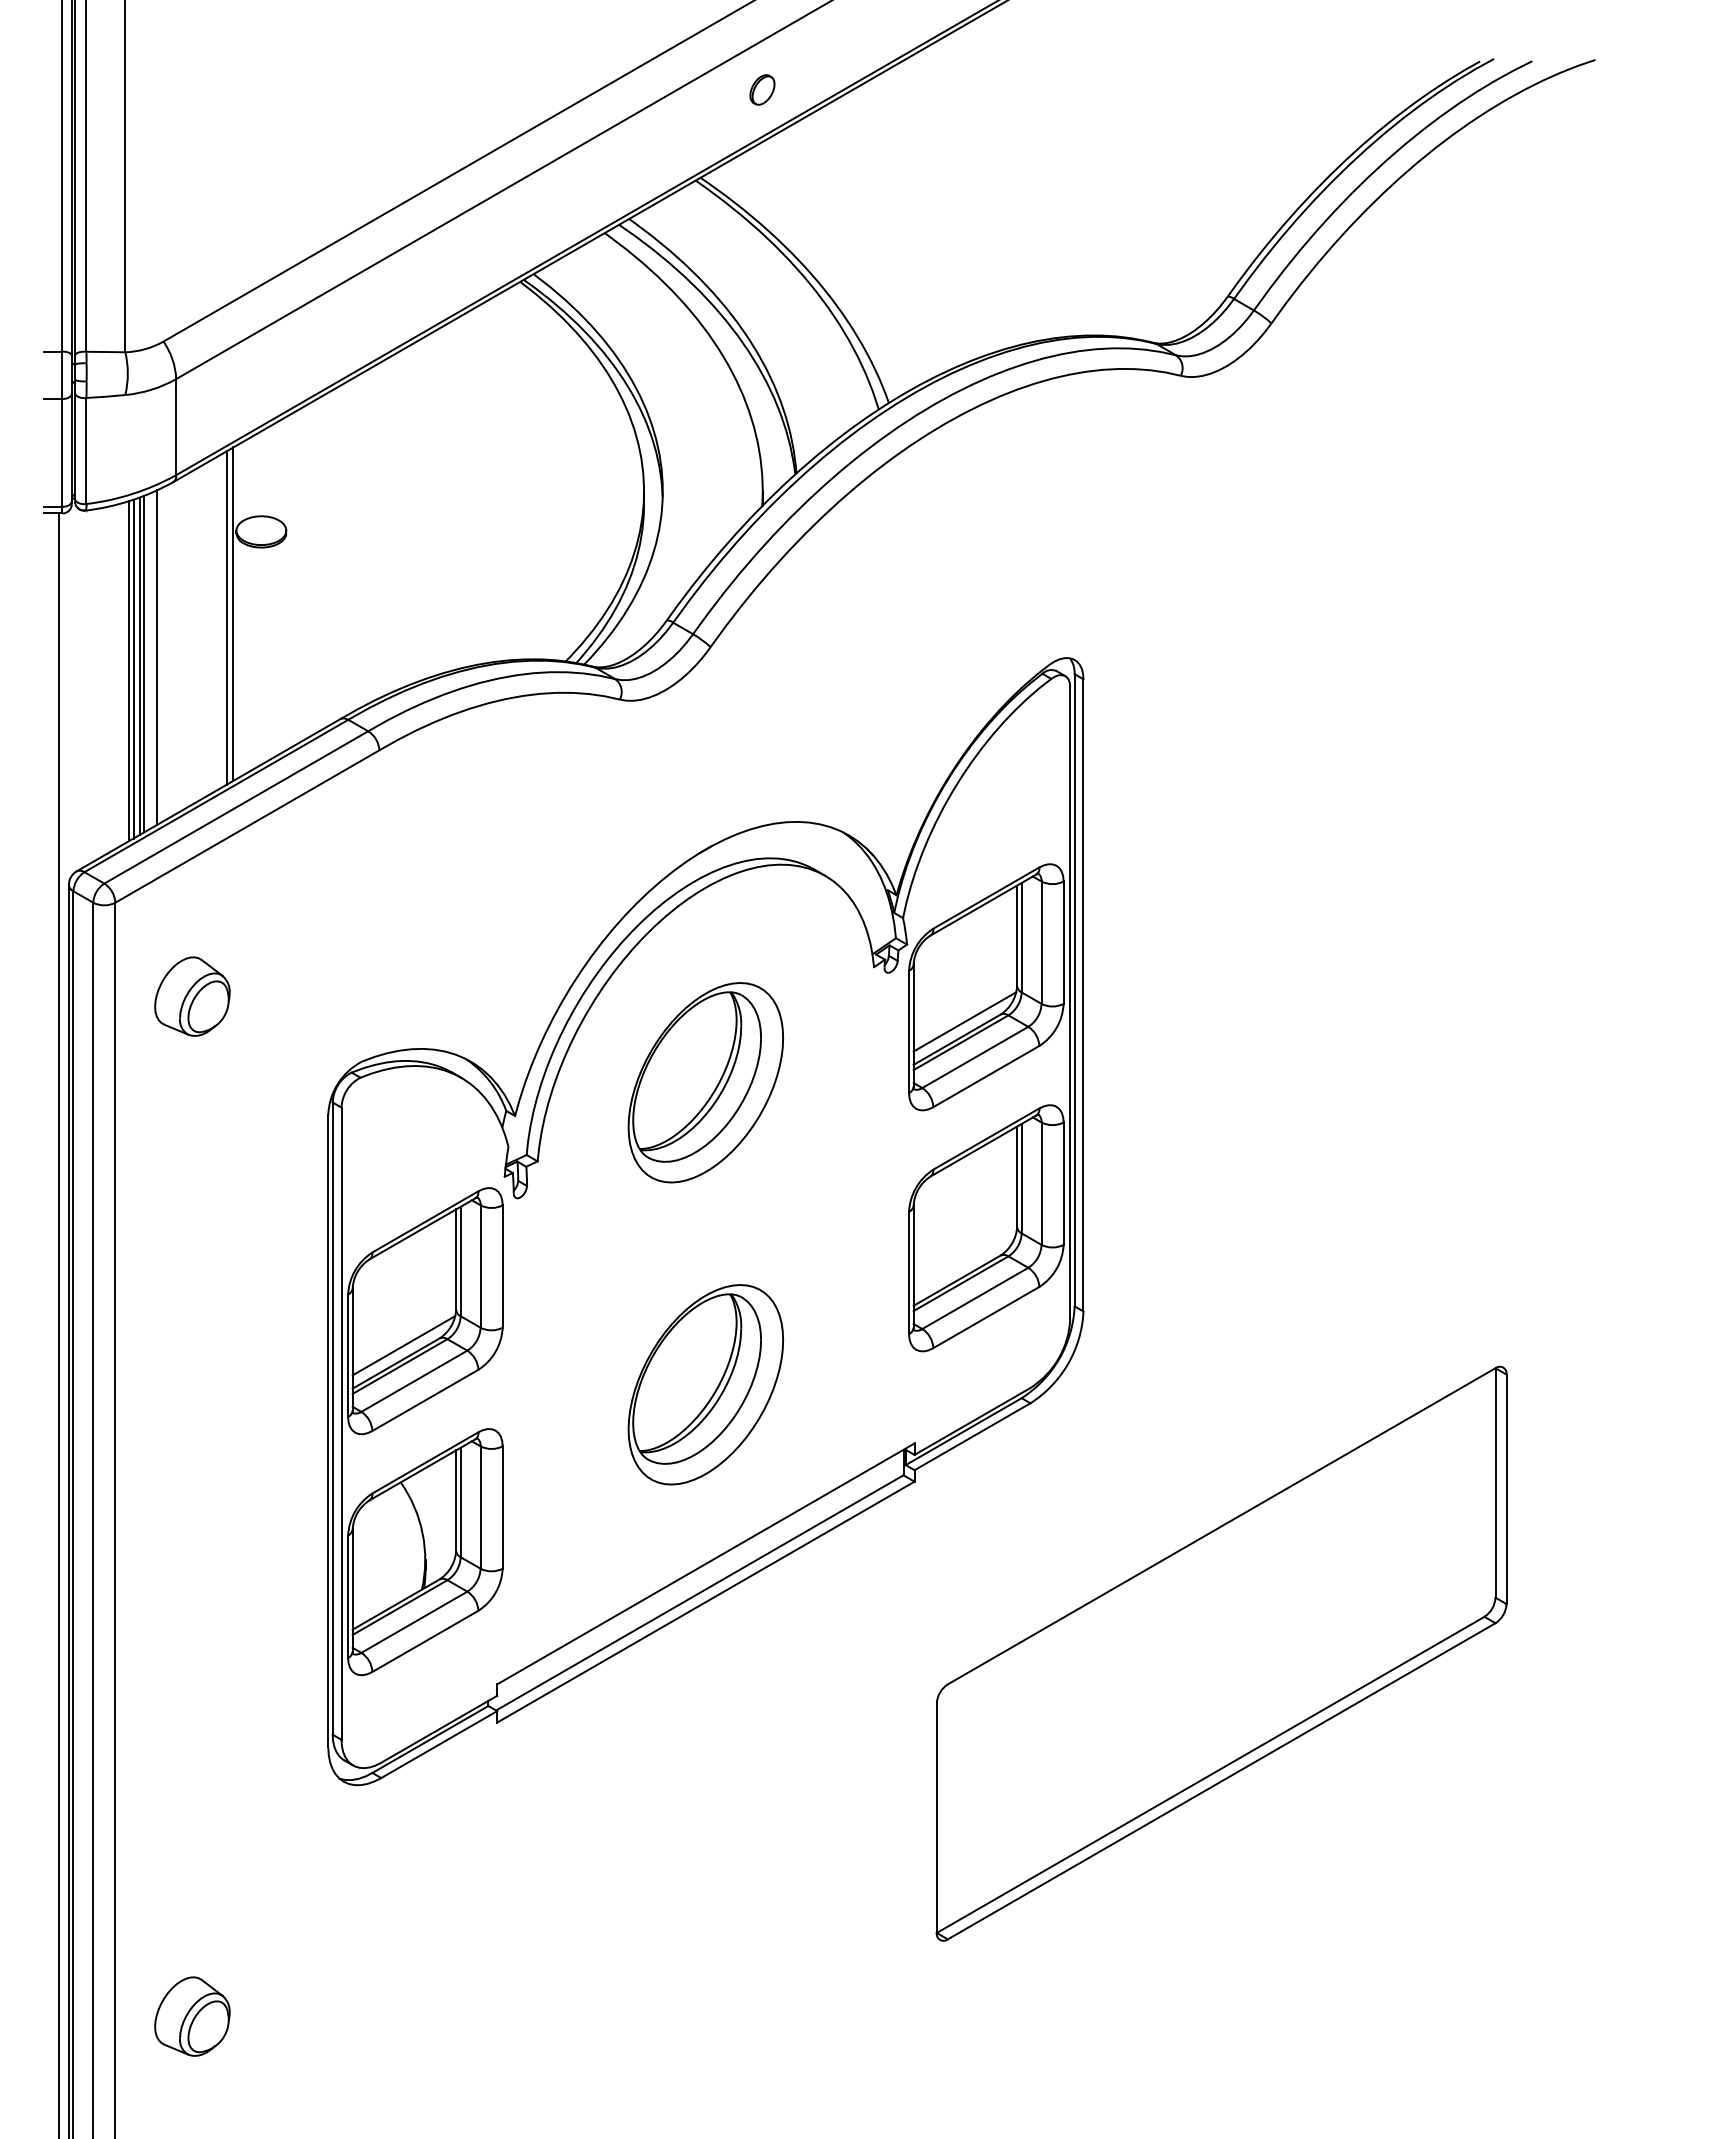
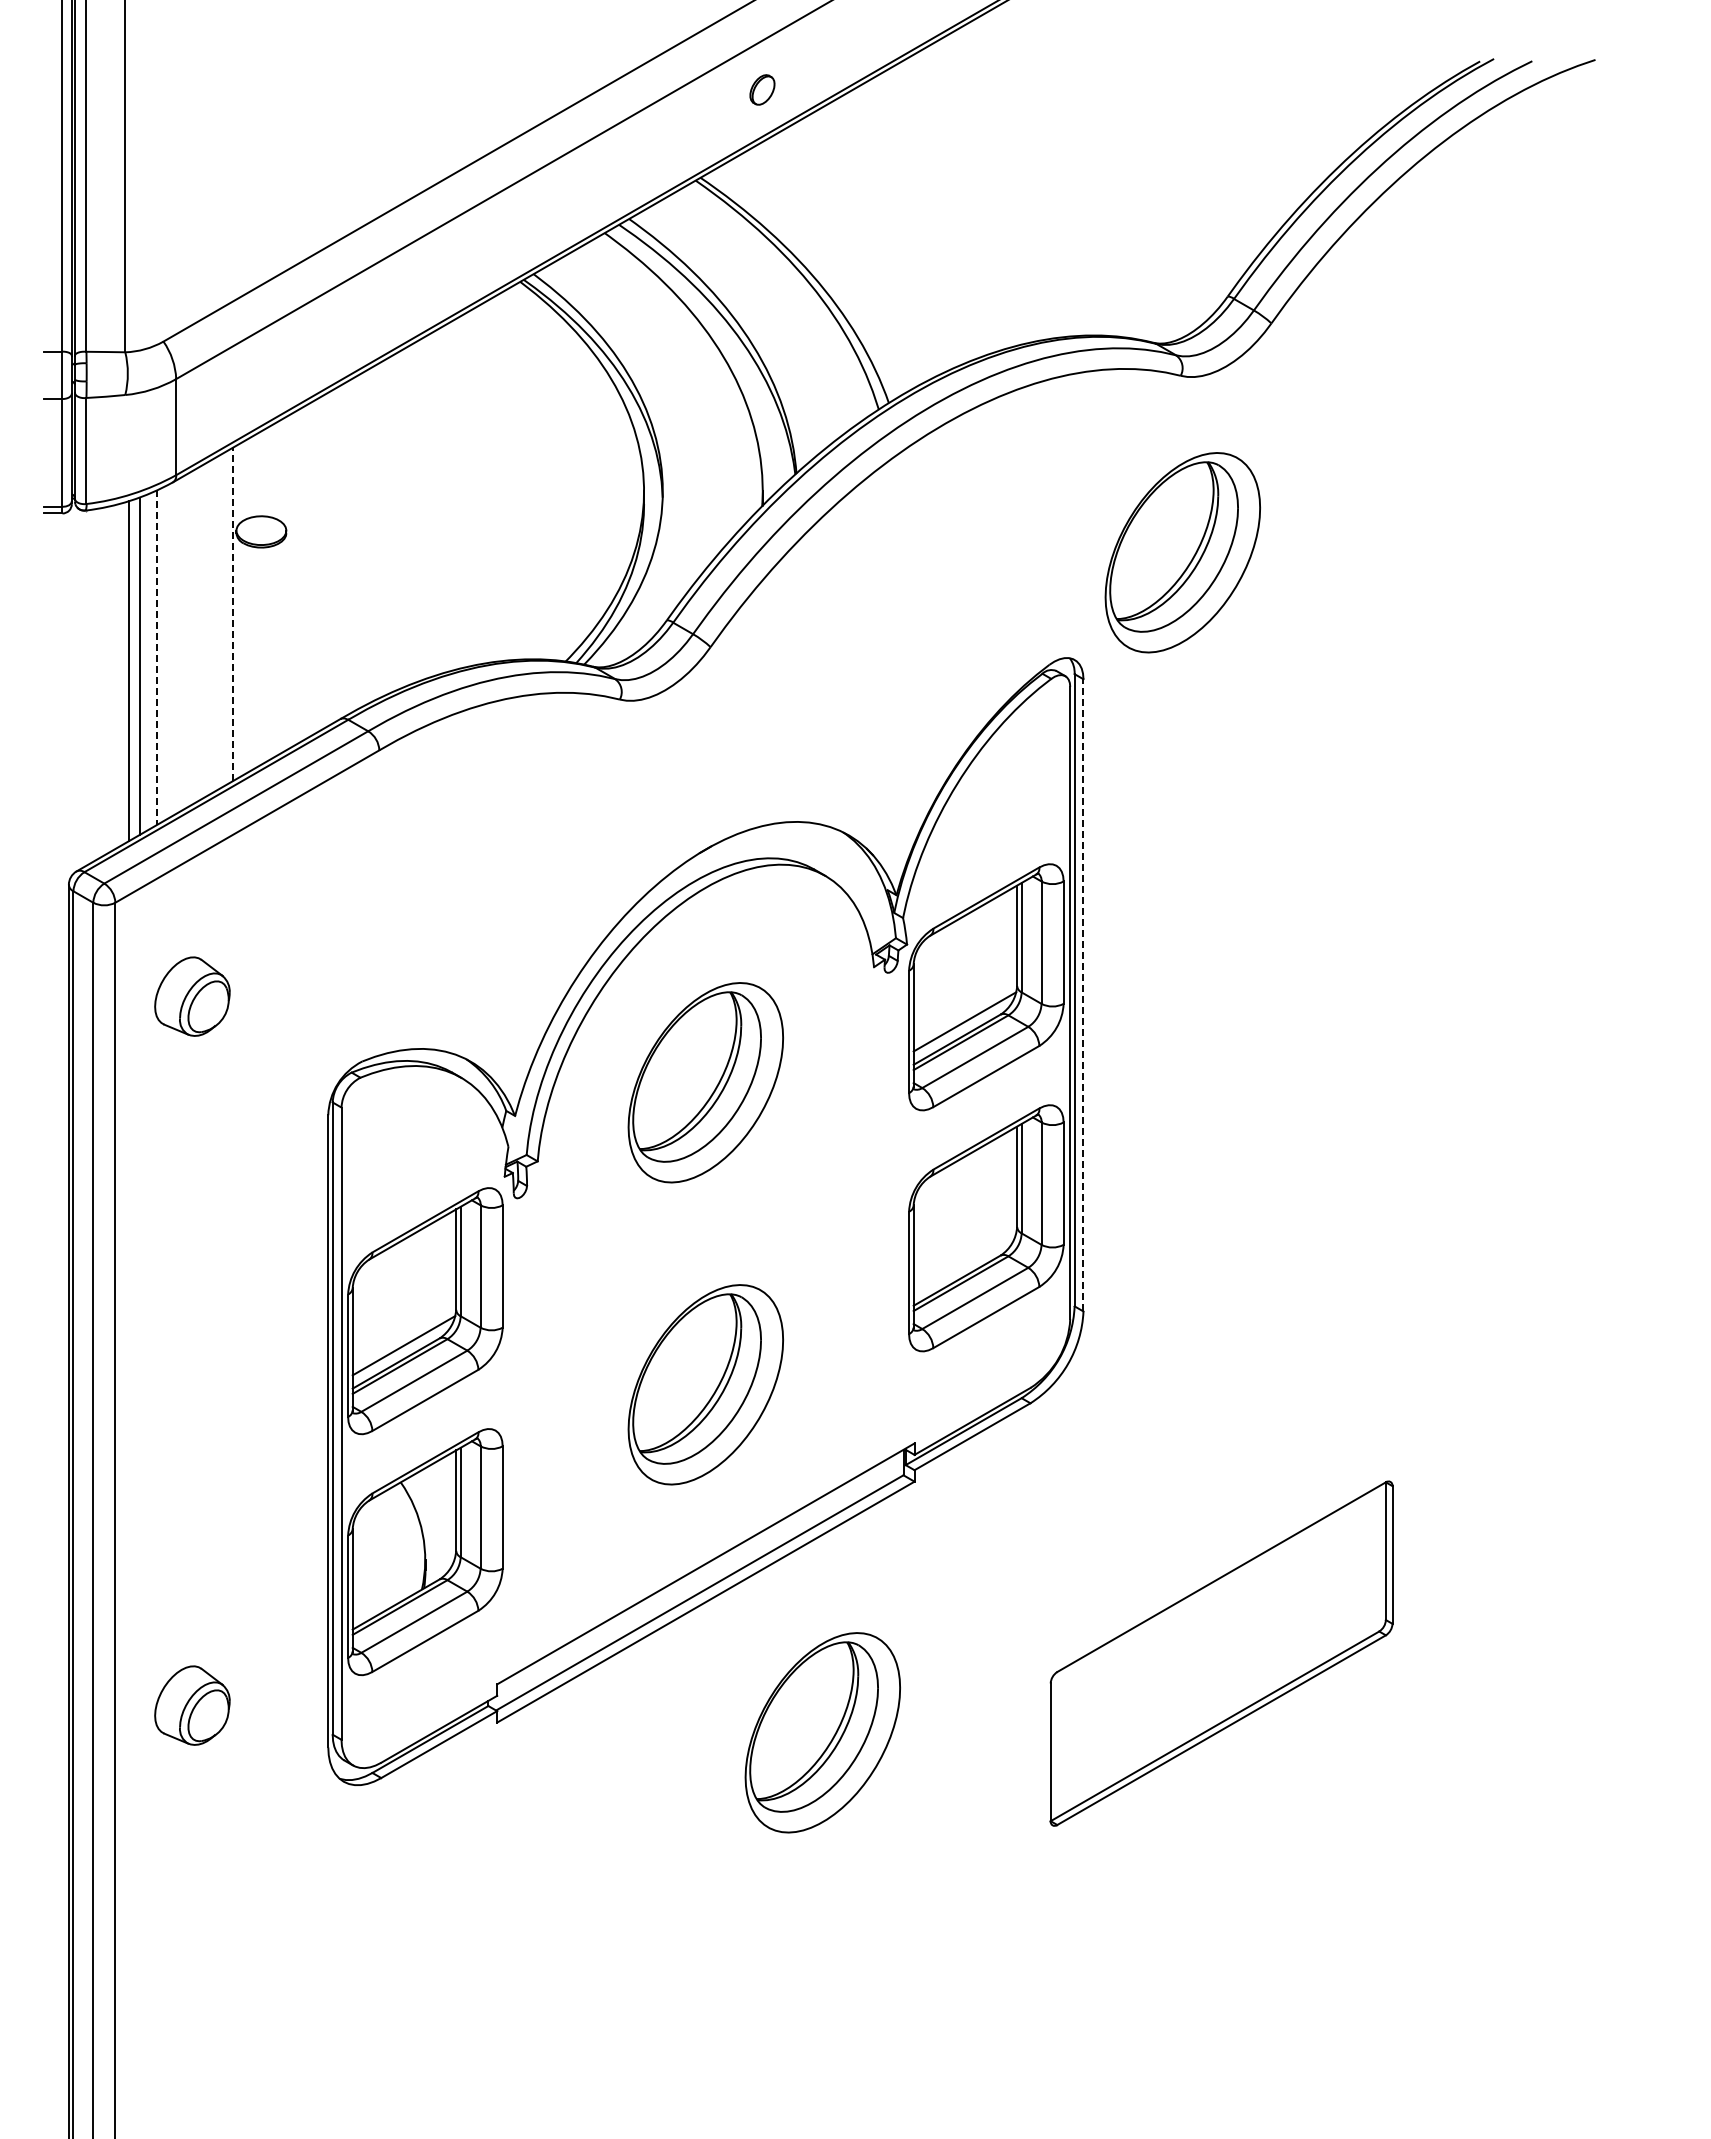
part: none -> present (1182, 552)
line: solid -> dashed (233, 614)
line: present -> none (226, 617)
line: solid -> dashed (157, 658)
line: present -> none (144, 663)
line: present -> none (133, 668)
line: solid -> dashed (1083, 994)
line: present -> none (59, 1324)
part size: 573x577 px -> 345x347 px (1221, 1653)
part: none -> present (822, 1732)
part position: (192, 2016) -> (192, 1705) (192, 1705)
